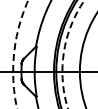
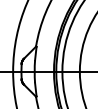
circle: dashed -> solid (20, 54)
circle: dashed -> solid (73, 54)
